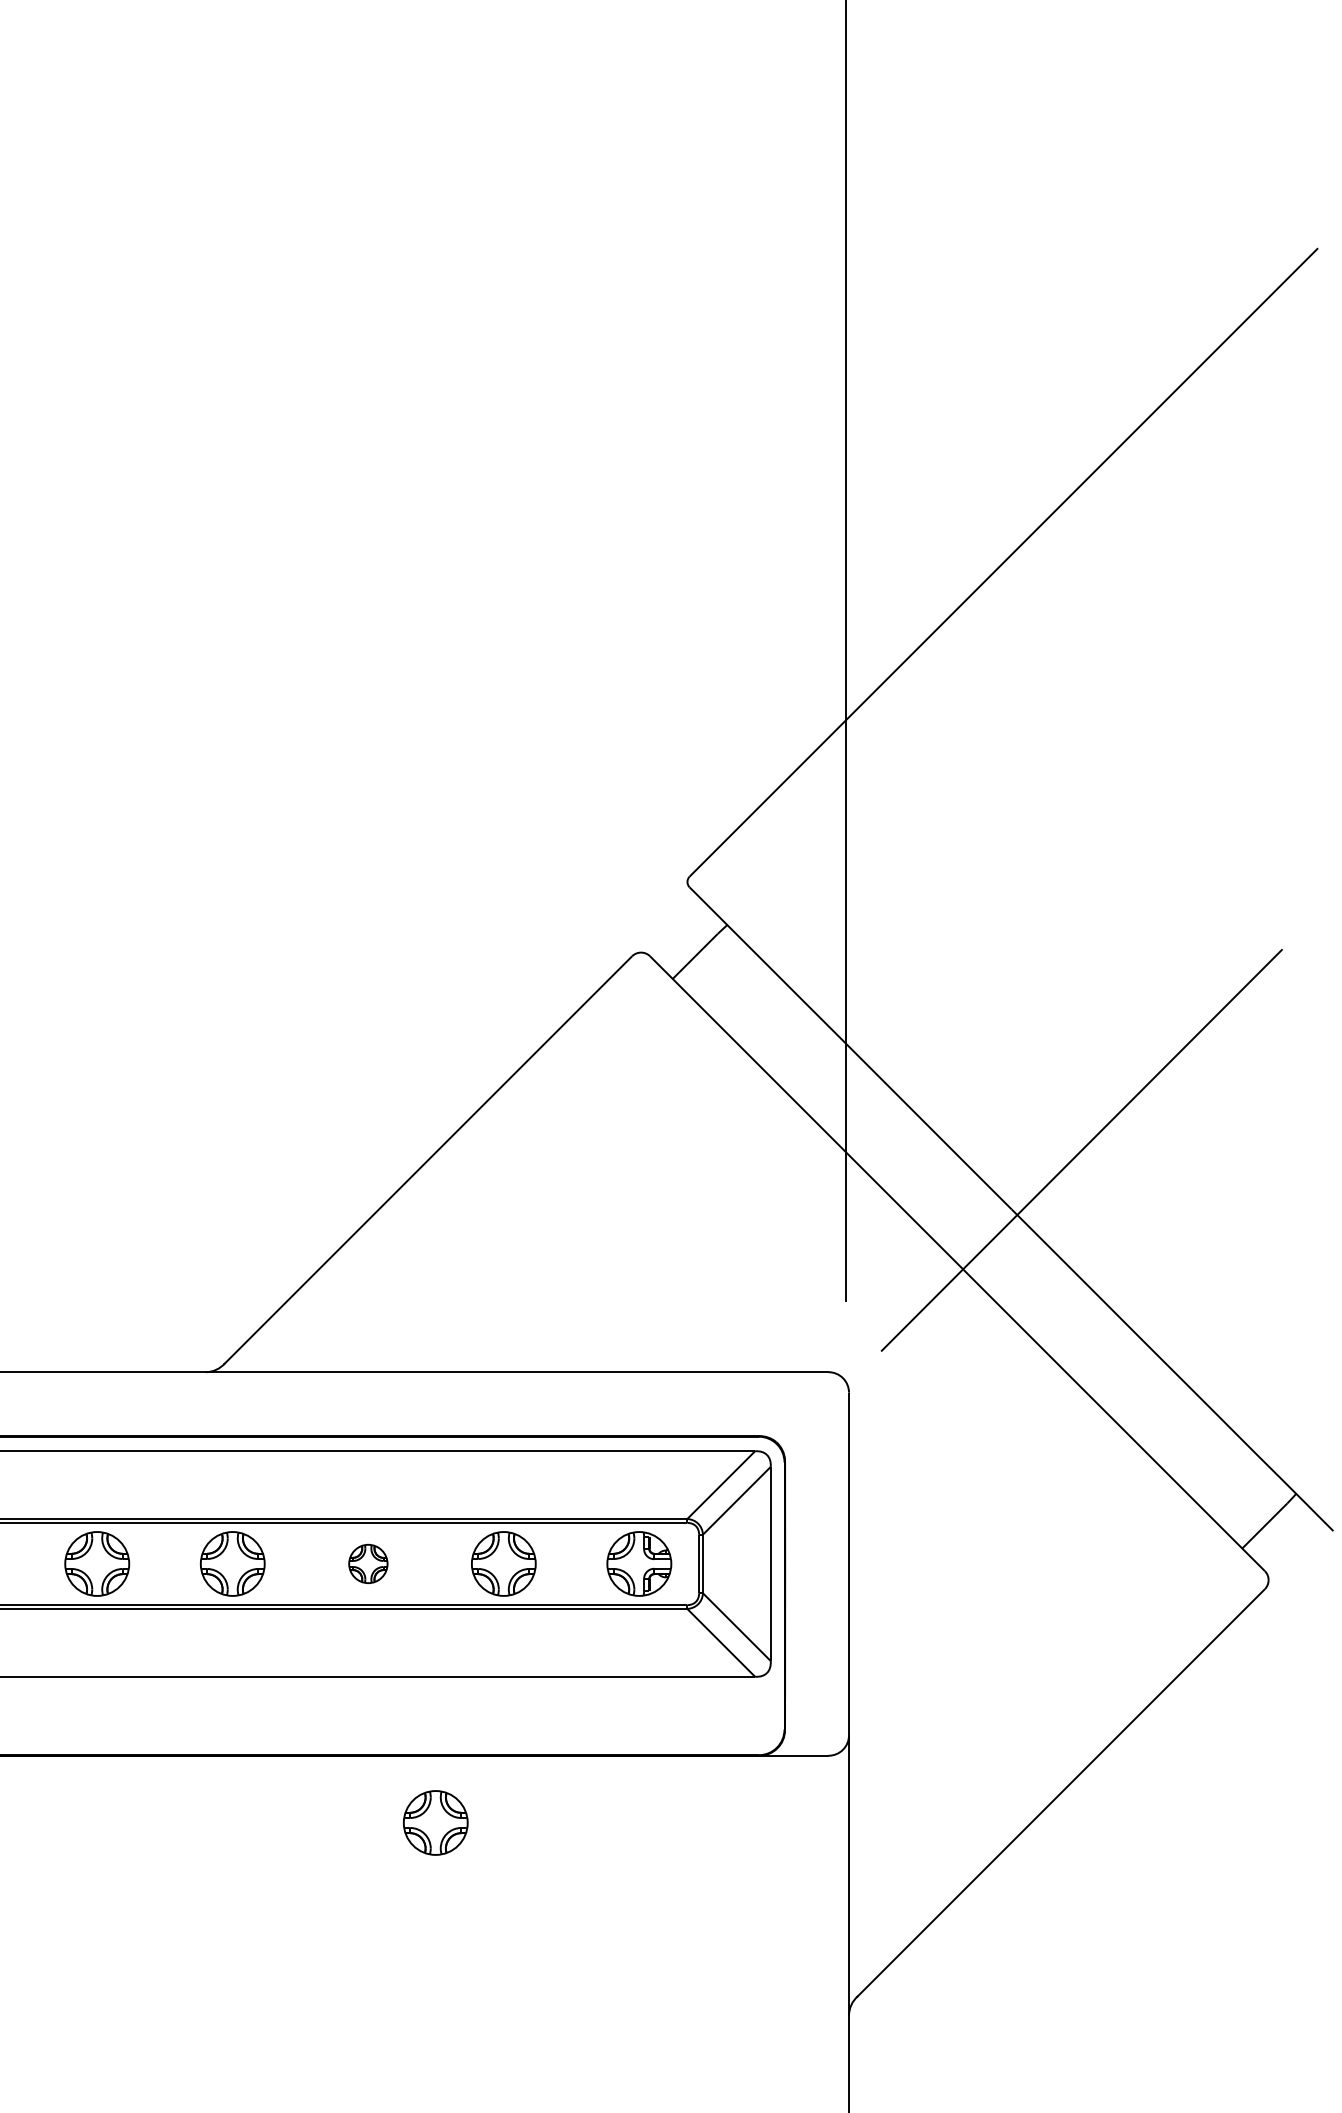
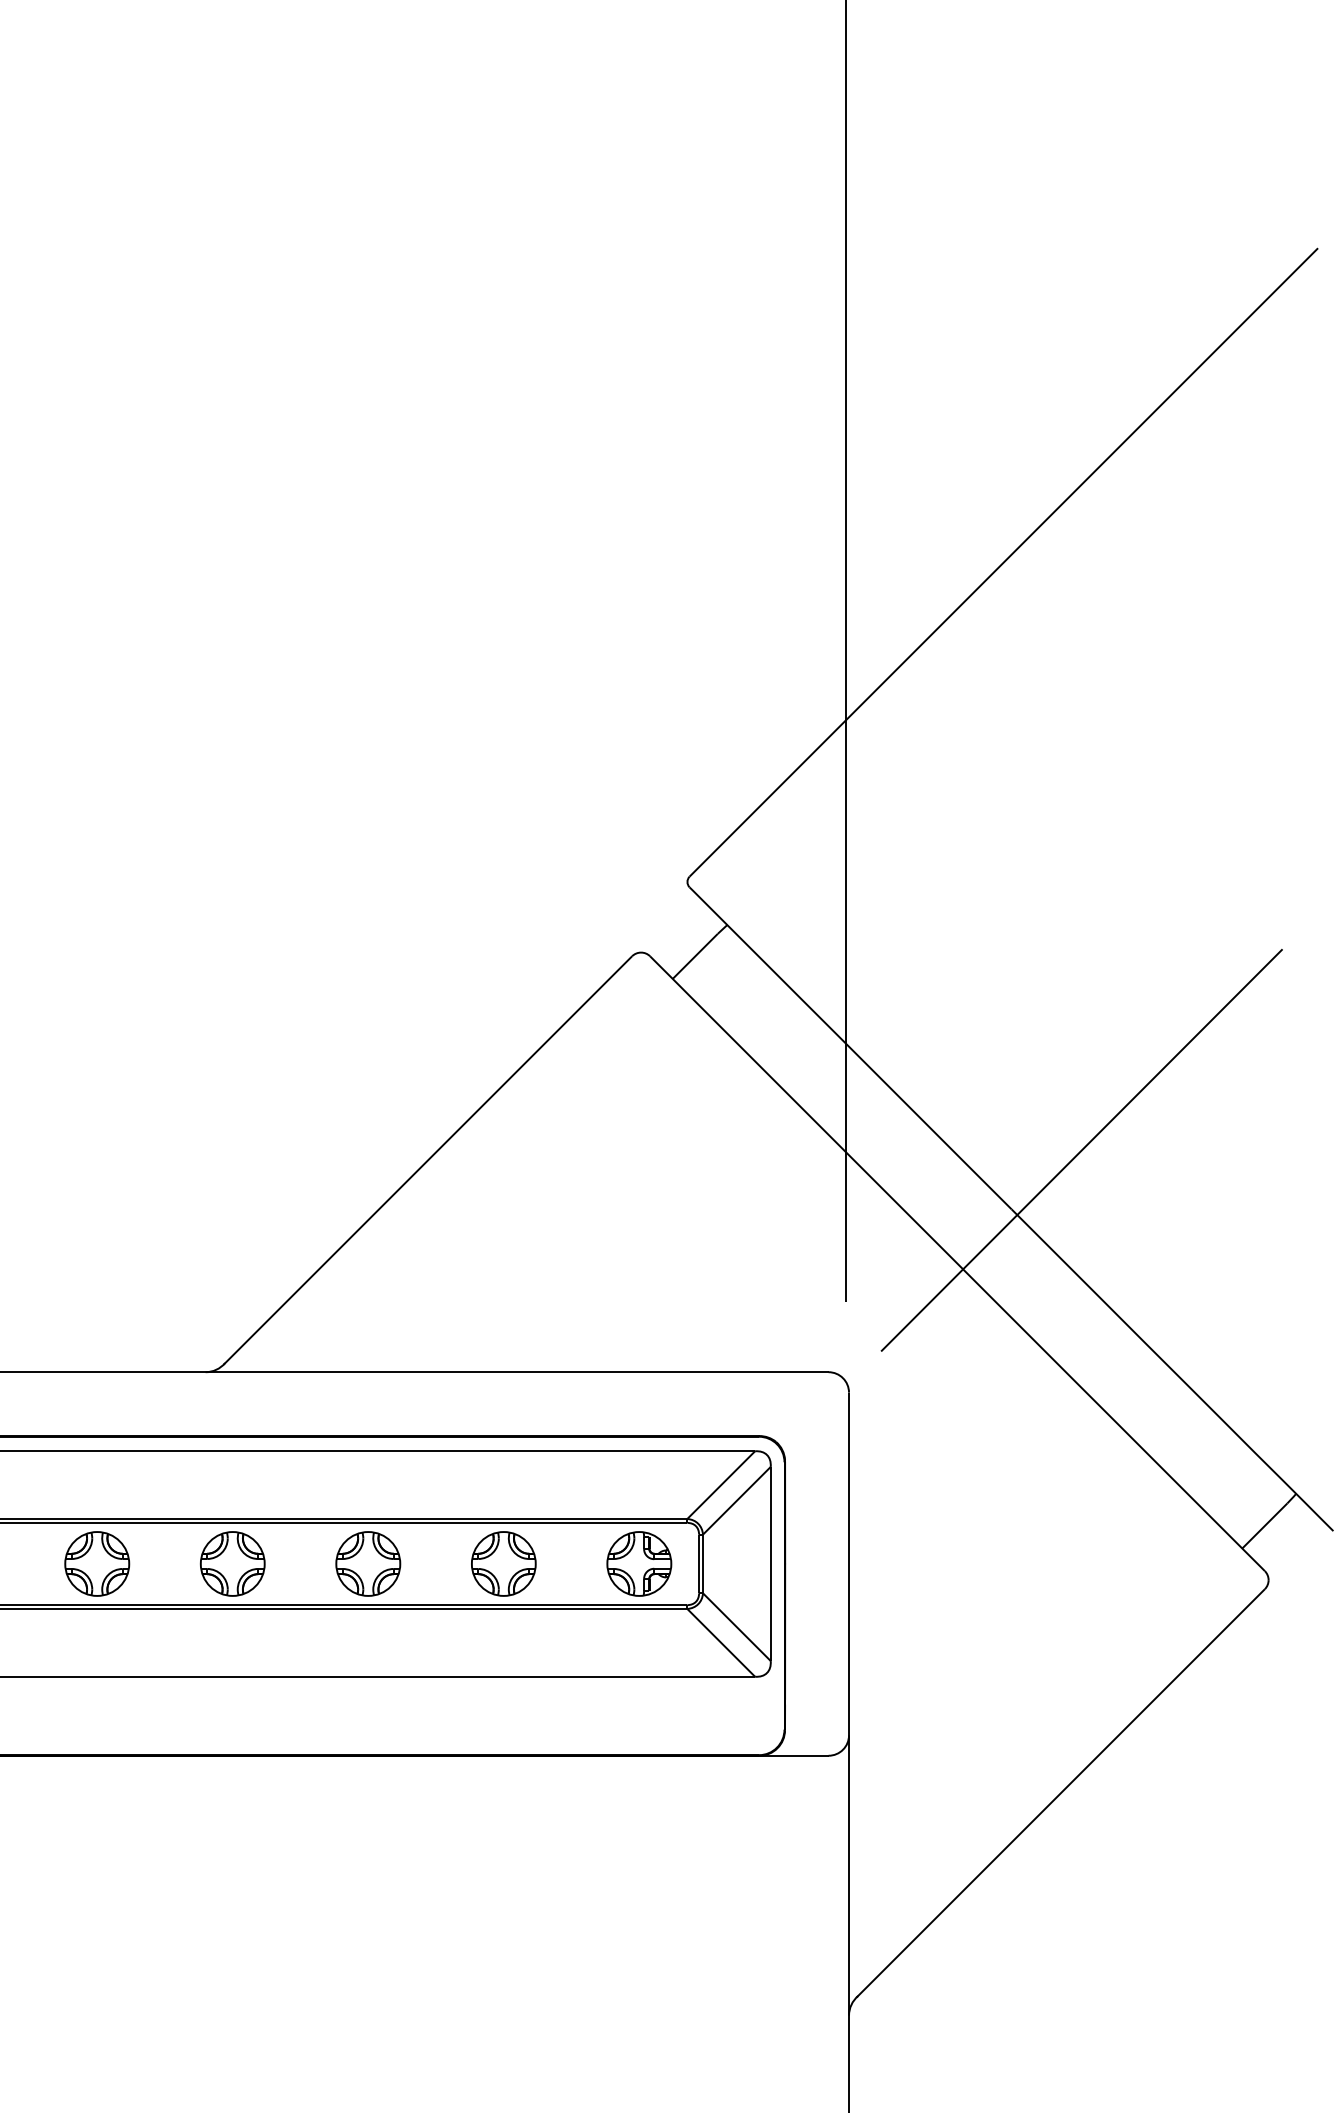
part size: 41x41 px -> 67x66 px (368, 1563)
part: present -> none (435, 1822)
